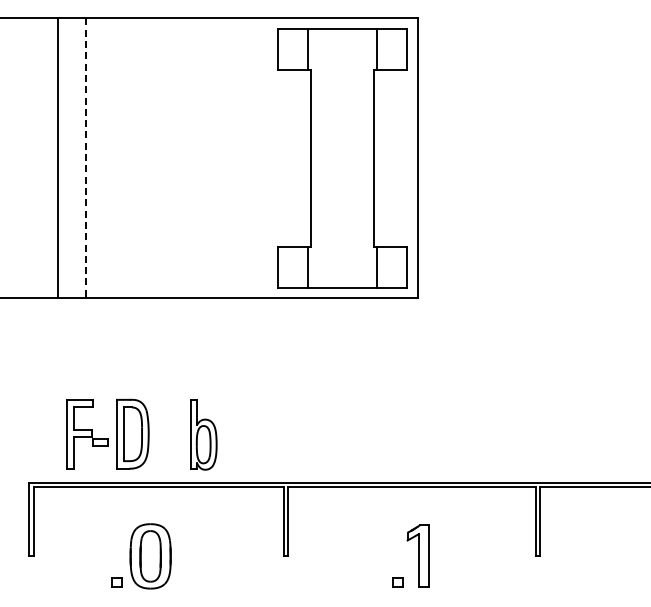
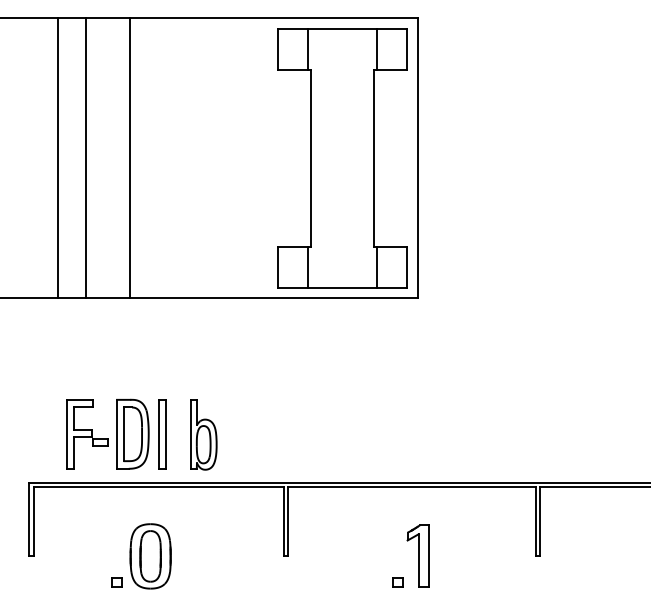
line: dashed -> solid (86, 158)
line: none -> present (129, 158)
part: none -> present (162, 434)
